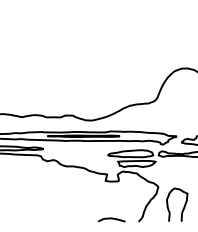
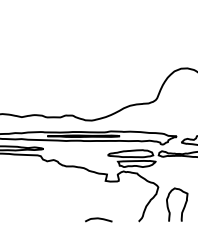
curve position: (111, 219) -> (98, 219) (98, 219)
